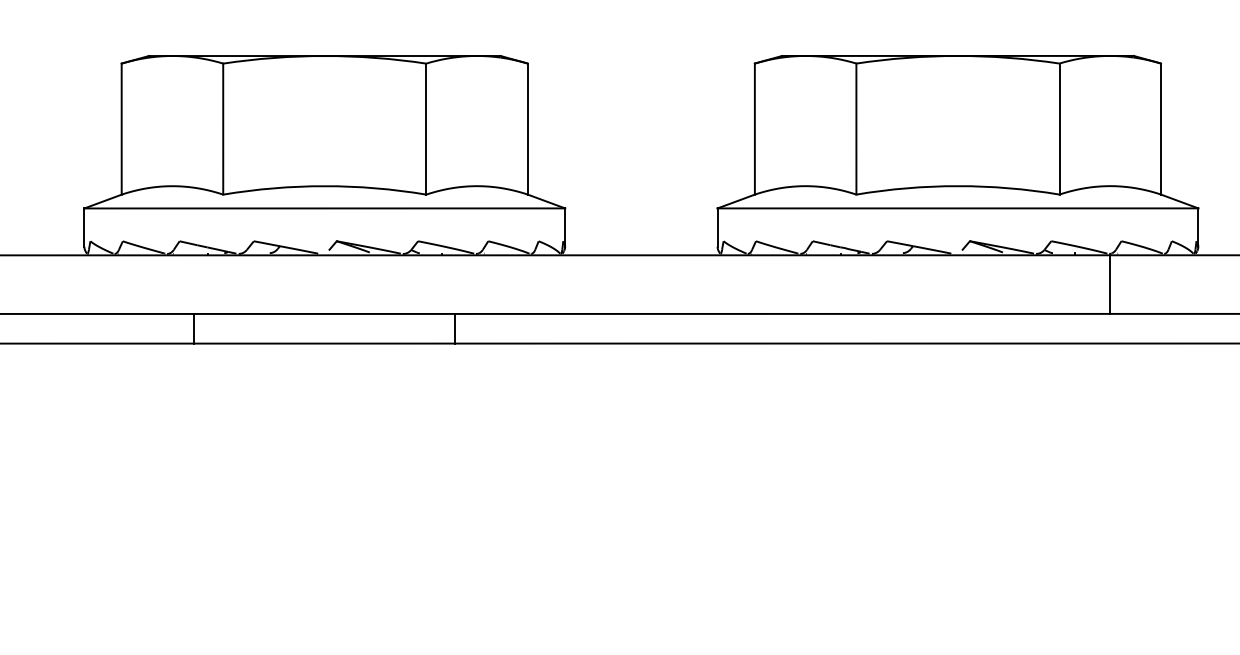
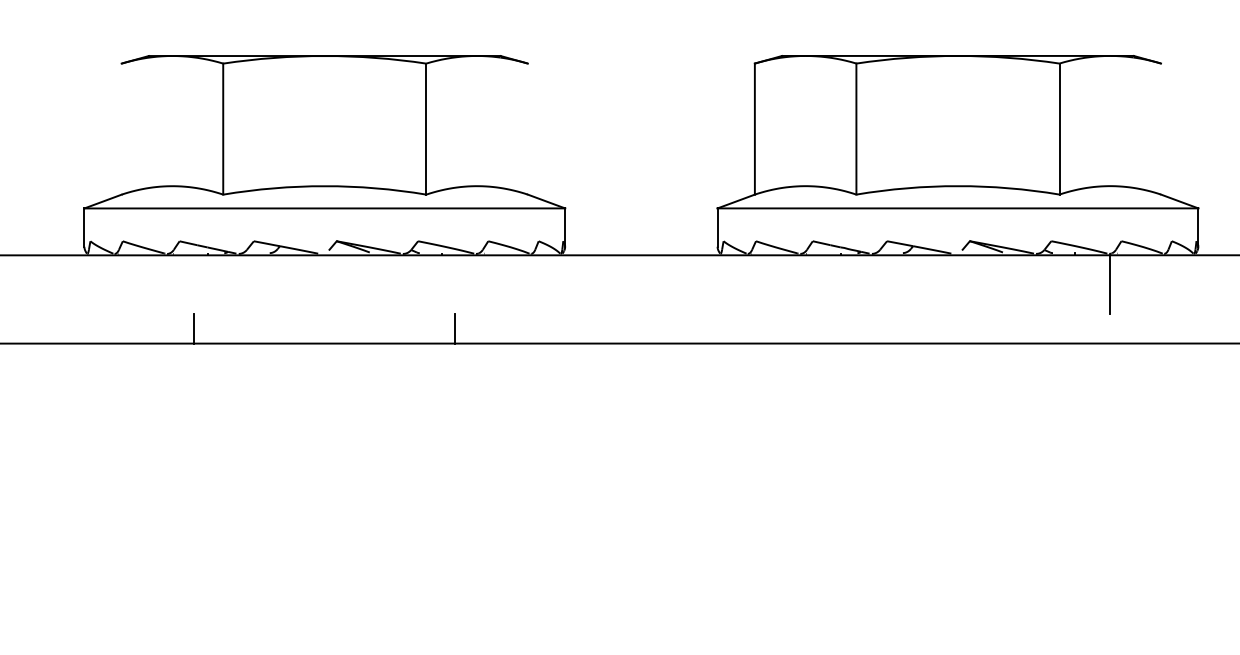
line: present -> none (121, 128)
line: present -> none (527, 128)
line: present -> none (1161, 128)
line: present -> none (619, 313)
